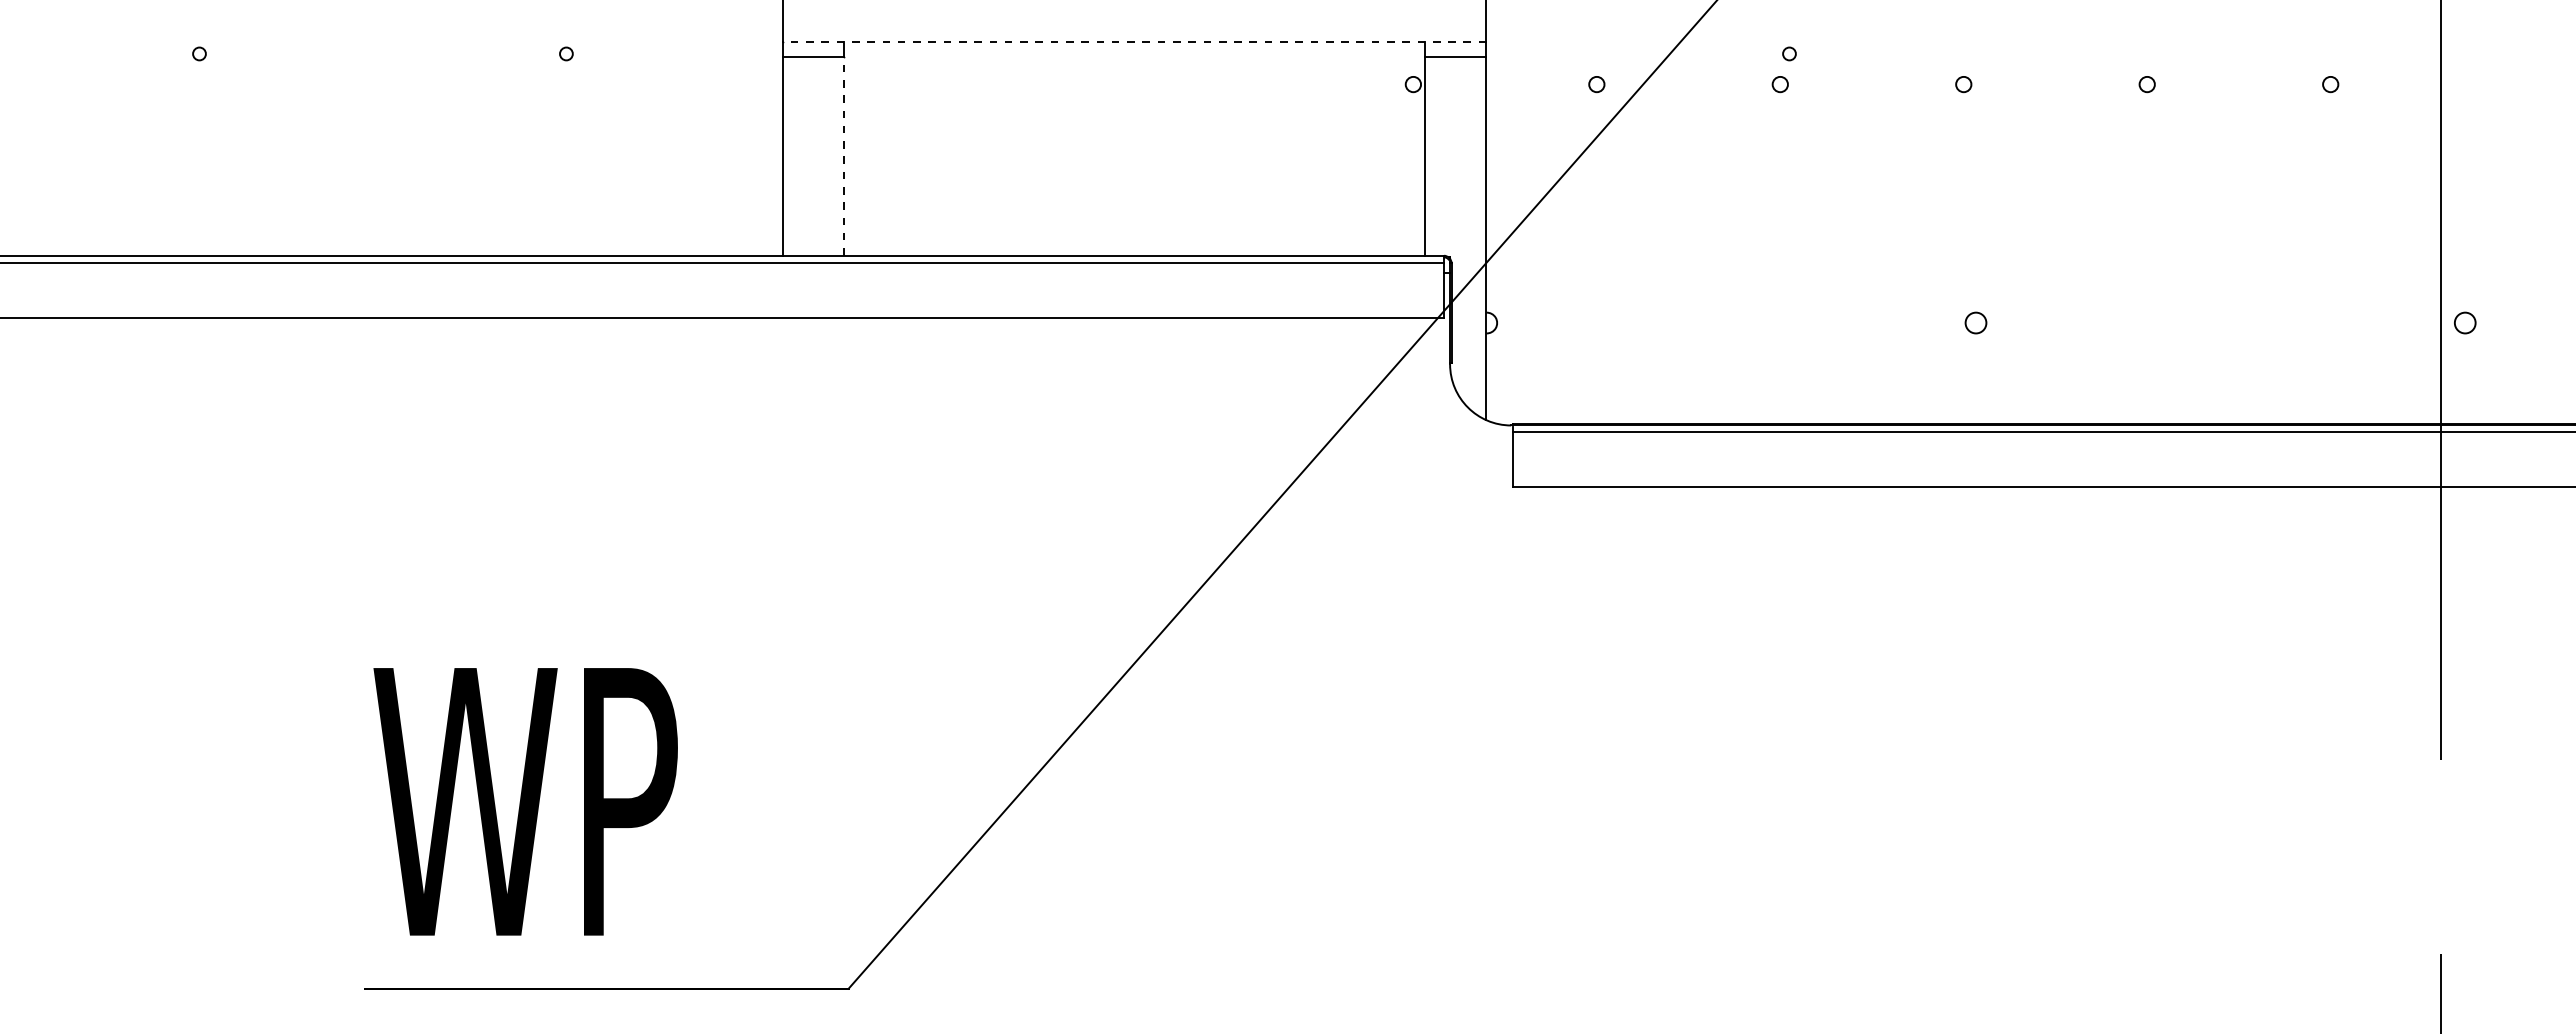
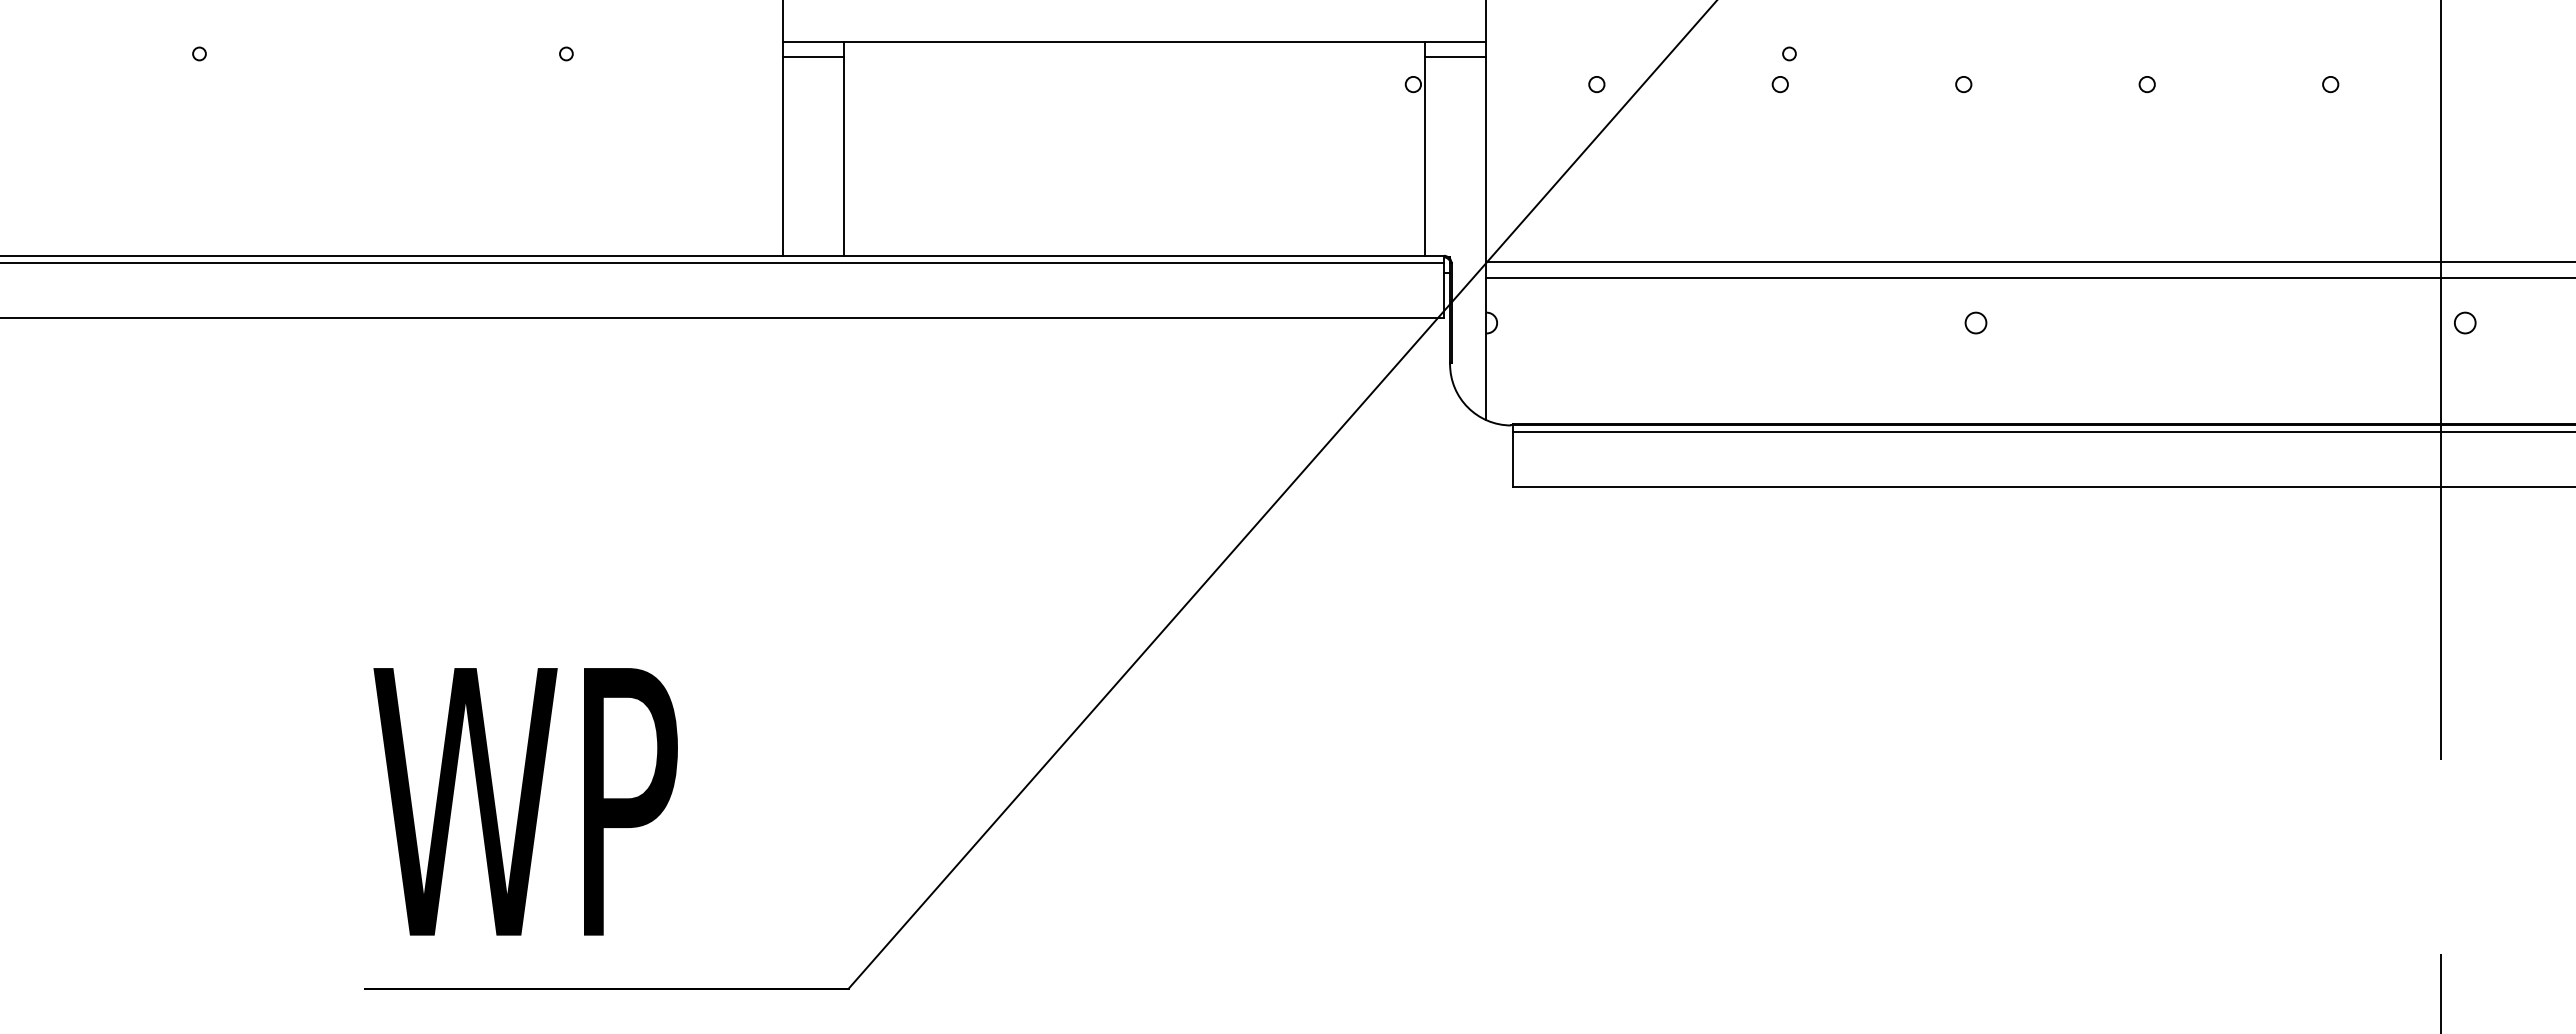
line: dashed -> solid (1134, 41)
line: dashed -> solid (844, 155)
line: none -> present (2029, 261)
line: none -> present (2029, 278)
